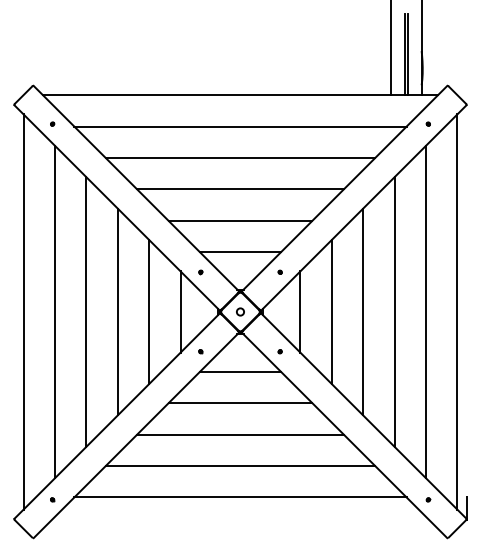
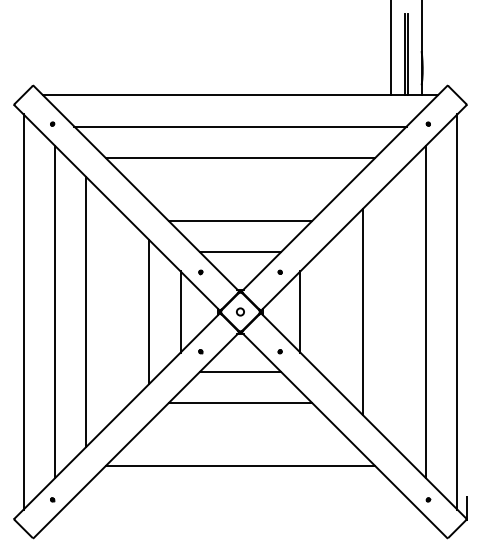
line: present -> none (240, 189)
line: present -> none (117, 311)
line: present -> none (331, 311)
line: present -> none (394, 311)
line: present -> none (240, 434)
line: present -> none (240, 497)
